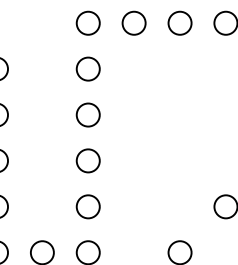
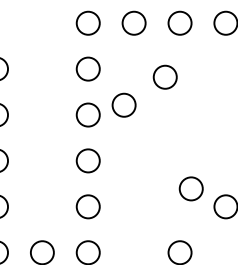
circle: none -> present (164, 76)
circle: none -> present (123, 104)
circle: none -> present (190, 188)
